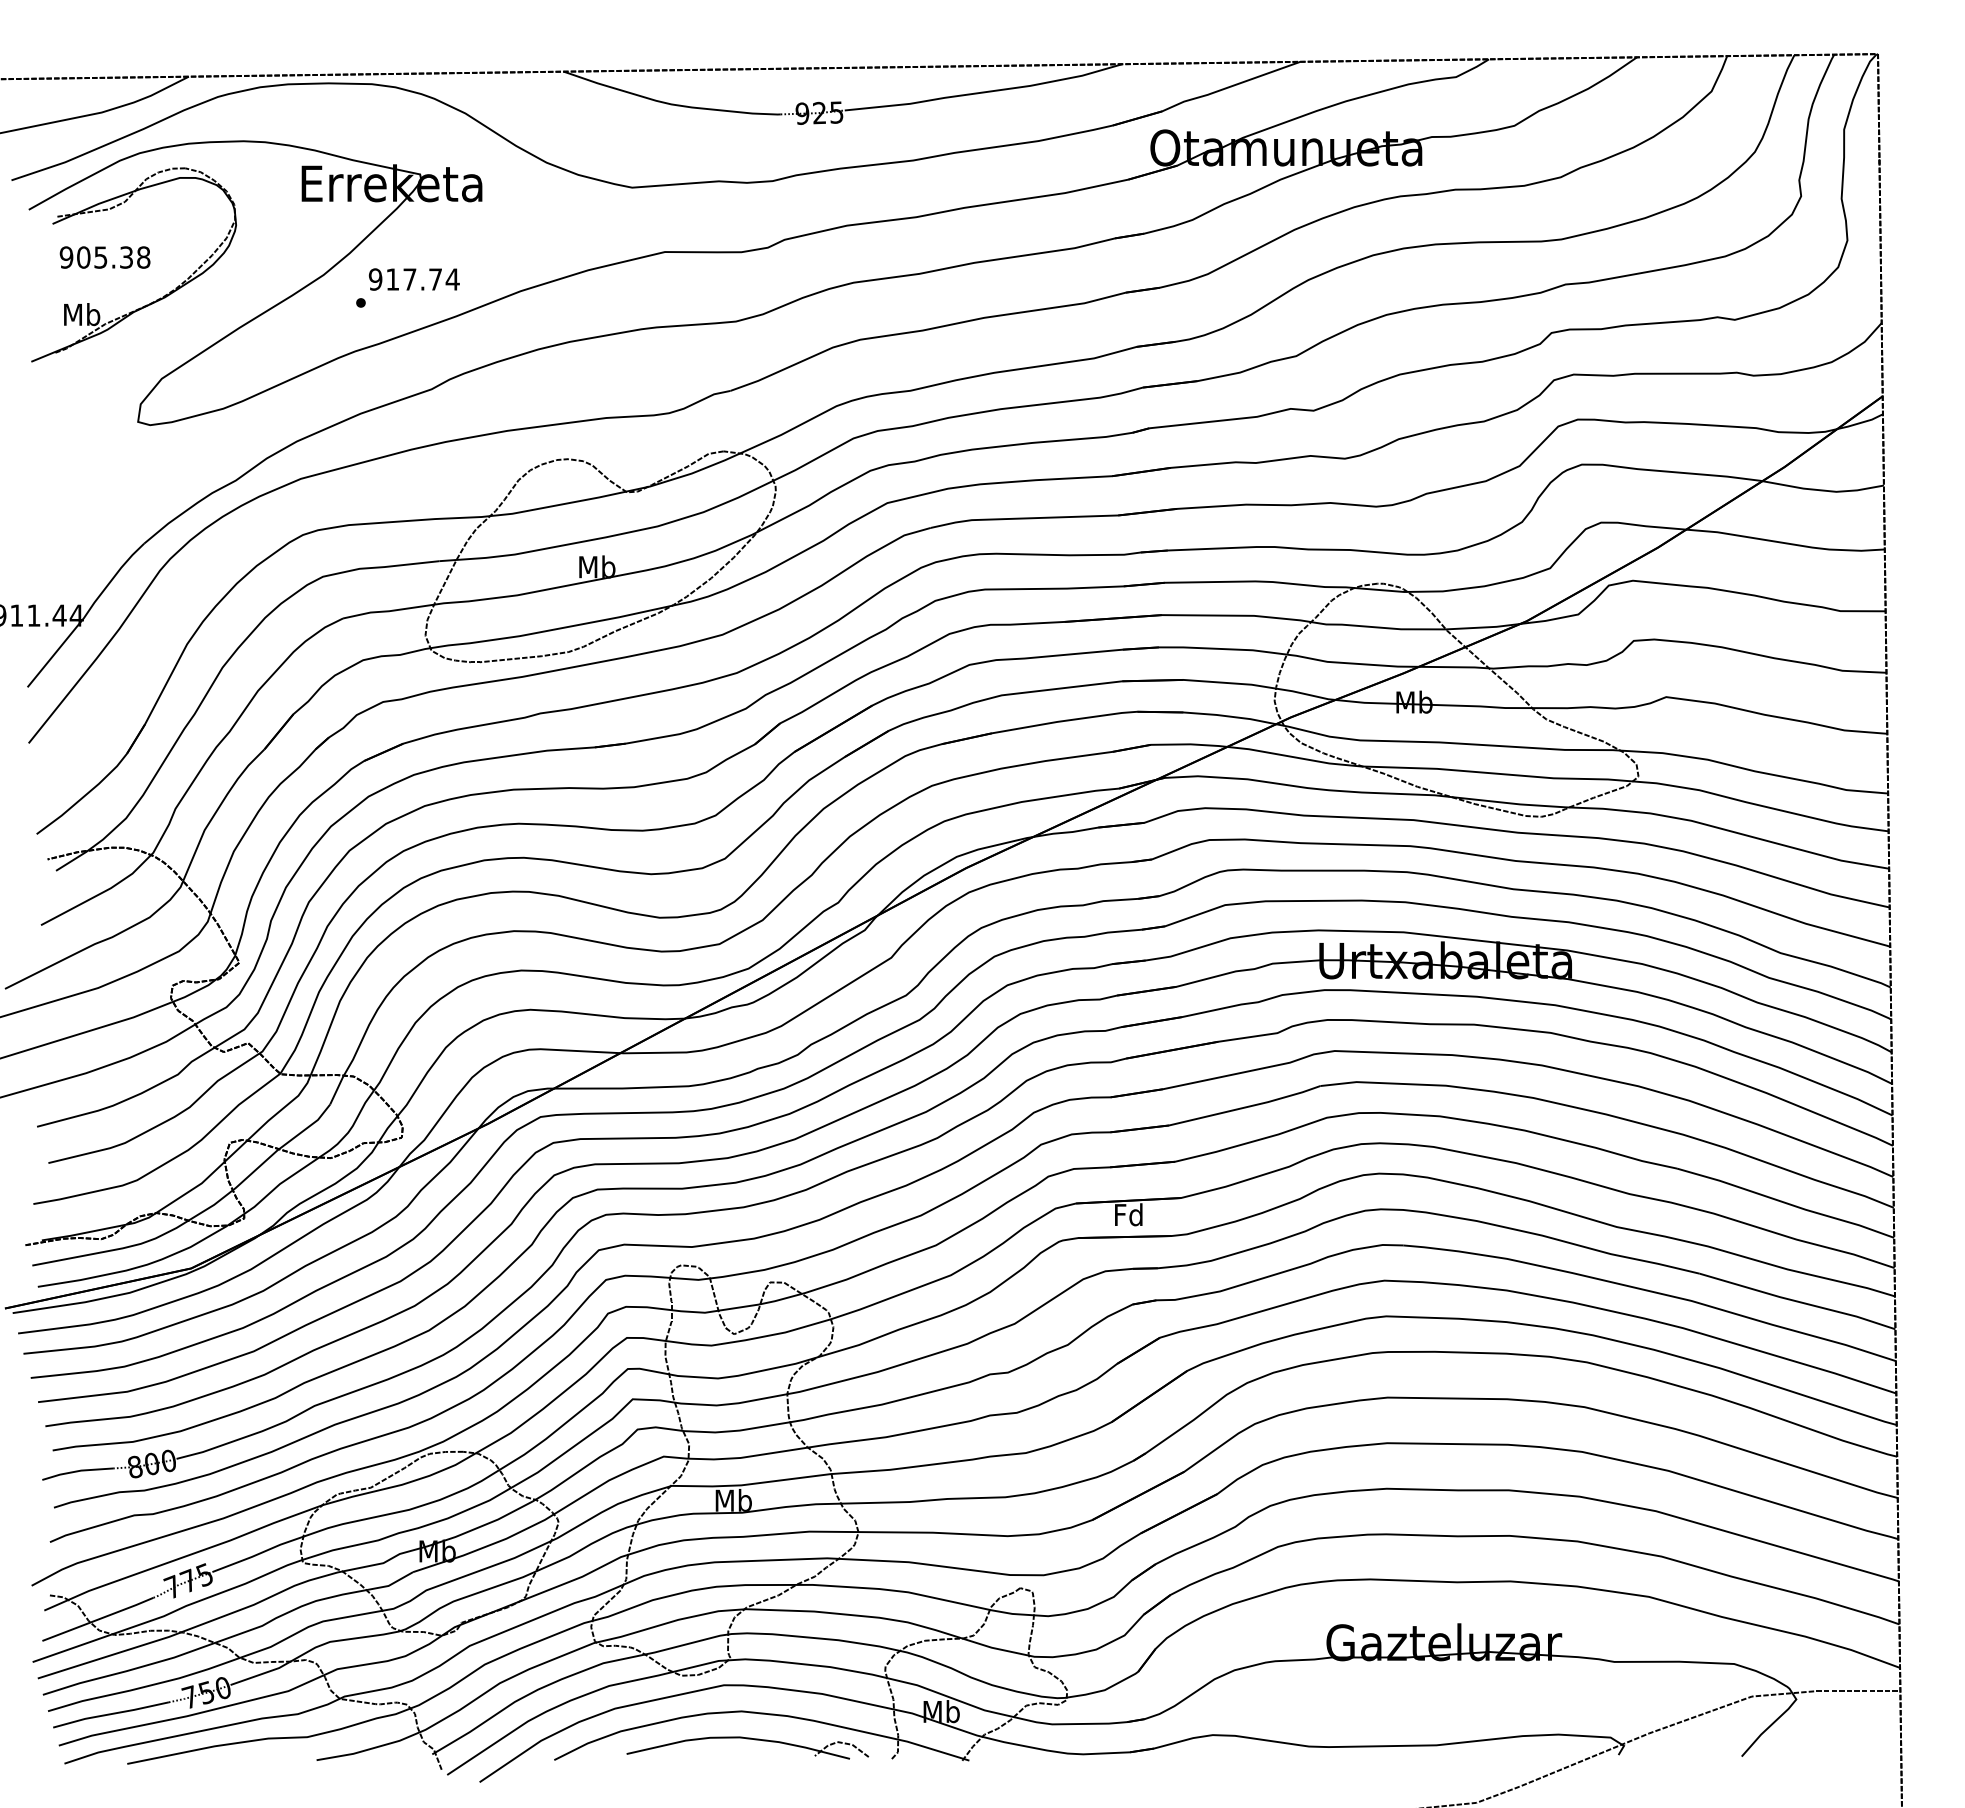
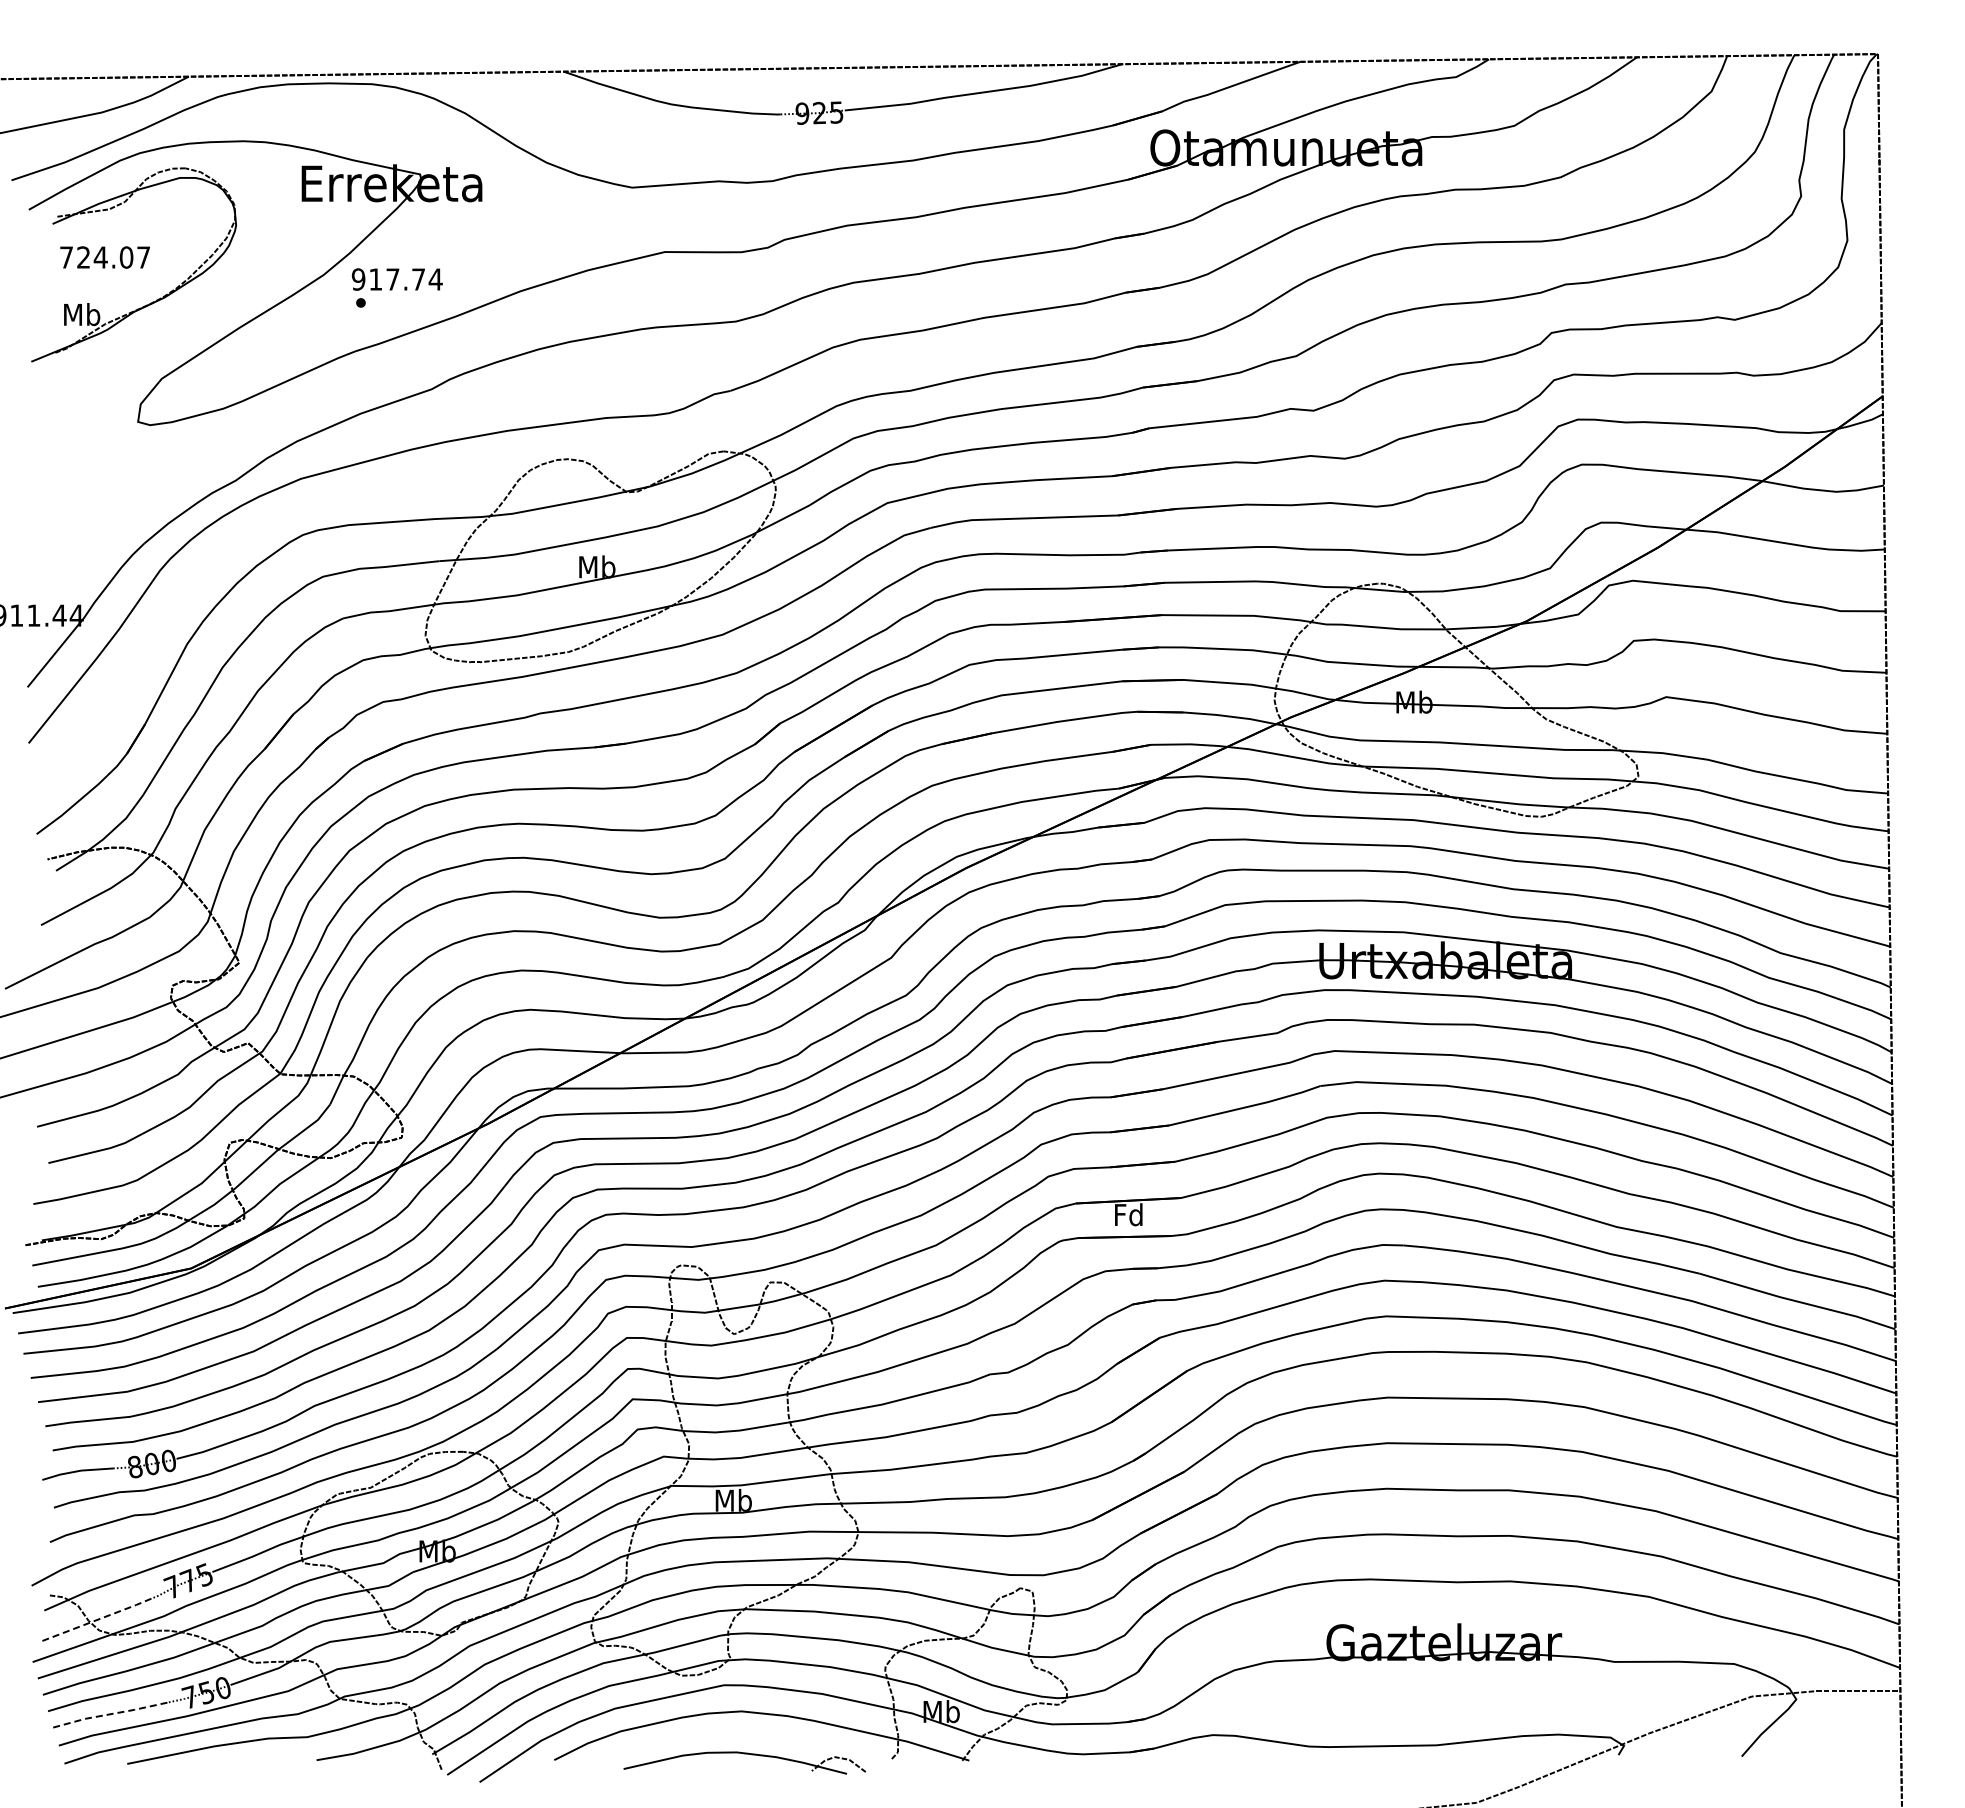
text: 905.38 -> 724.07 (104, 257)
text position: (413, 279) -> (396, 279) (396, 279)
line: solid -> dashed (98, 1619)
line: solid -> dashed (110, 1714)
part position: (747, 1739) -> (744, 1754) (744, 1754)
